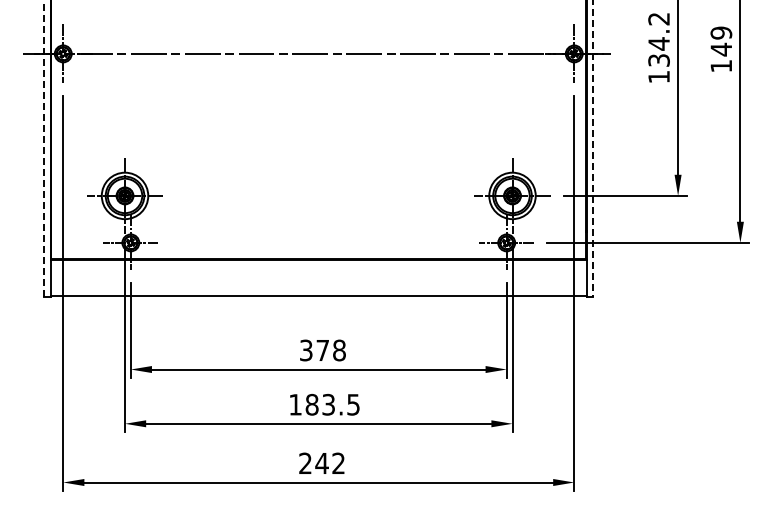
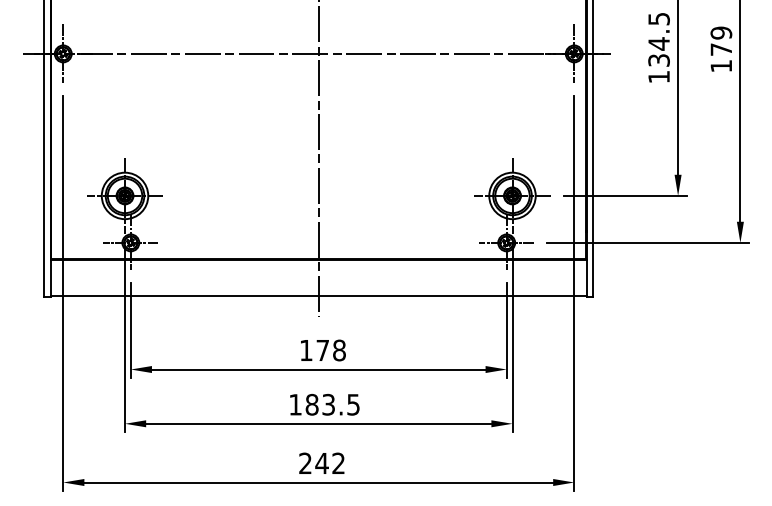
text: 134.2 -> 134.5 (658, 19)
text: 149 -> 179 (720, 49)
line: dashed -> solid (44, 148)
line: dashed -> solid (593, 148)
line: none -> present (318, 159)
text: 378 -> 178 (306, 350)
